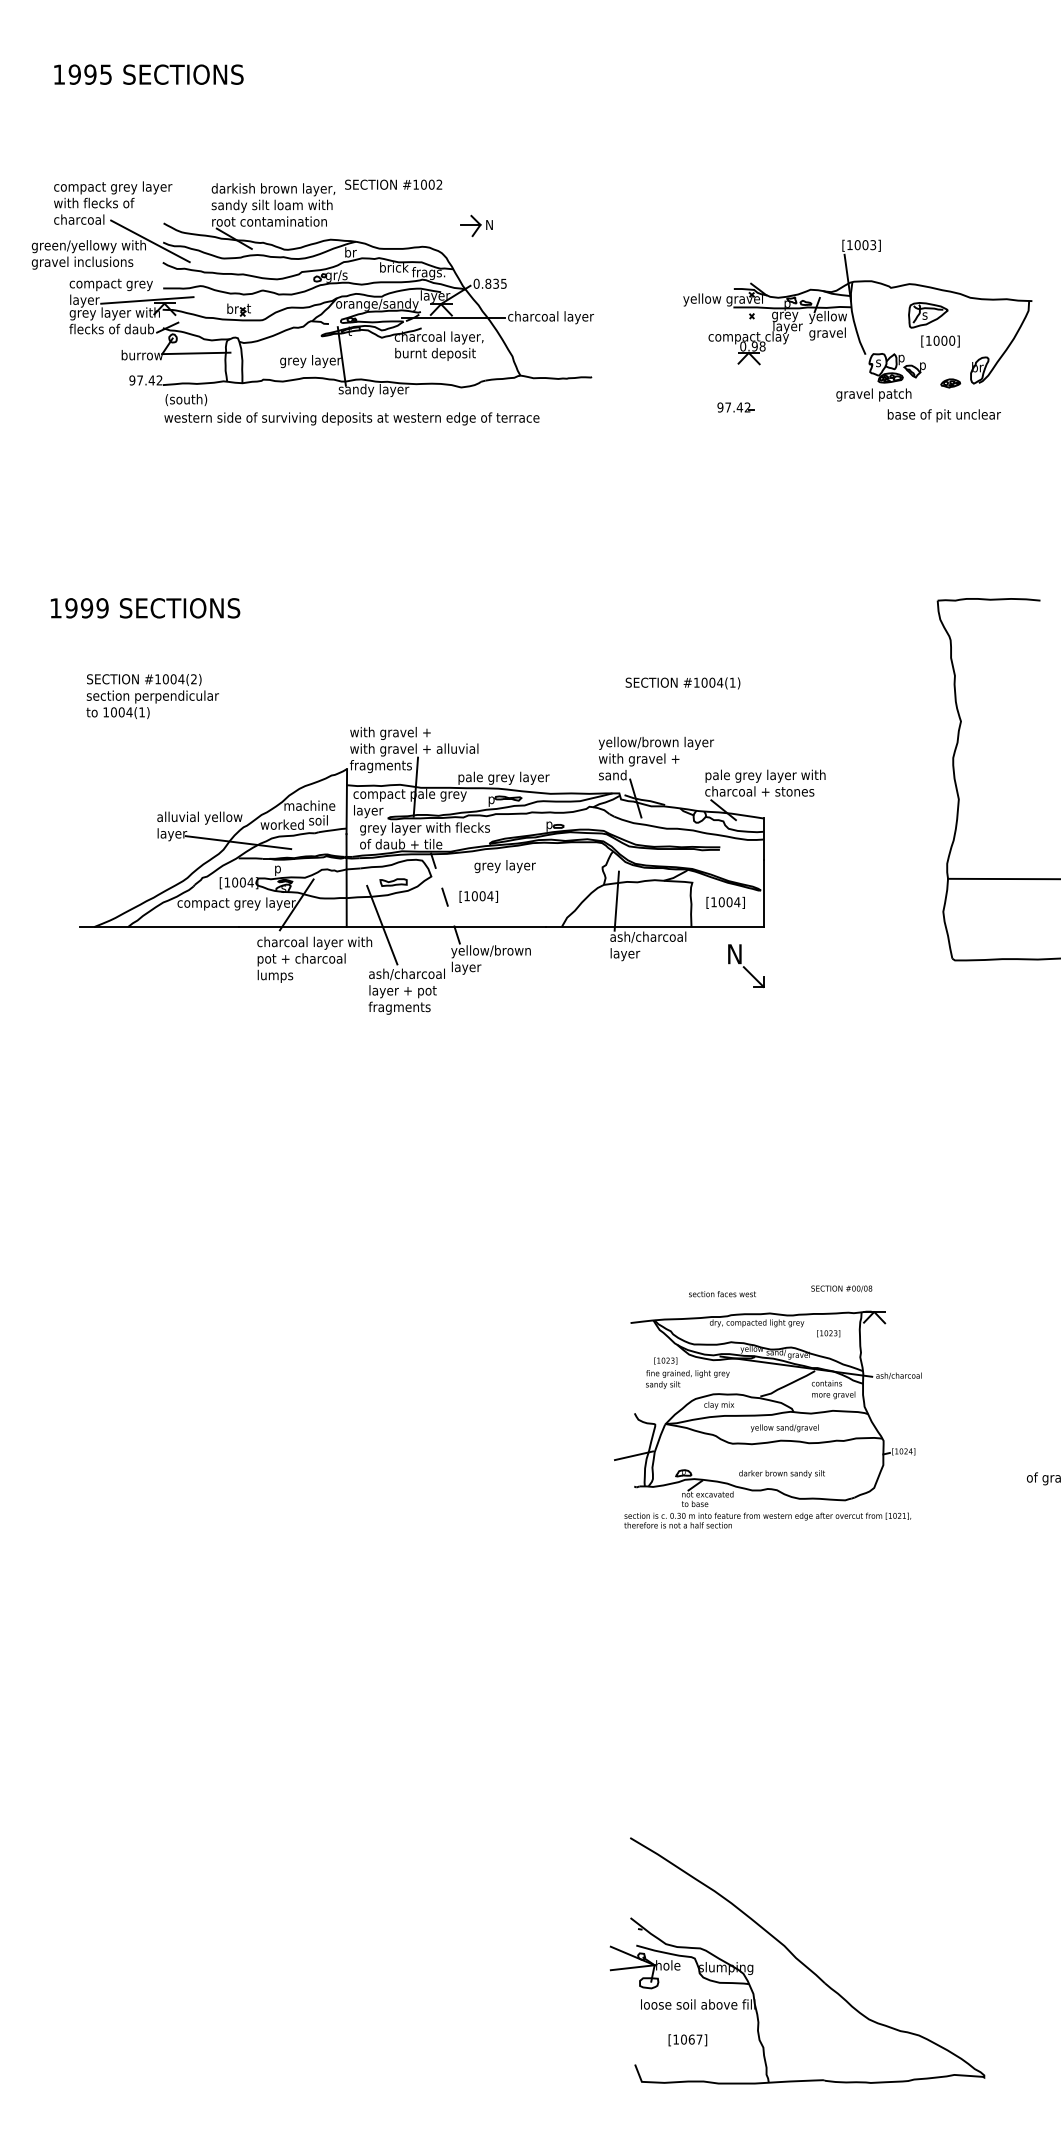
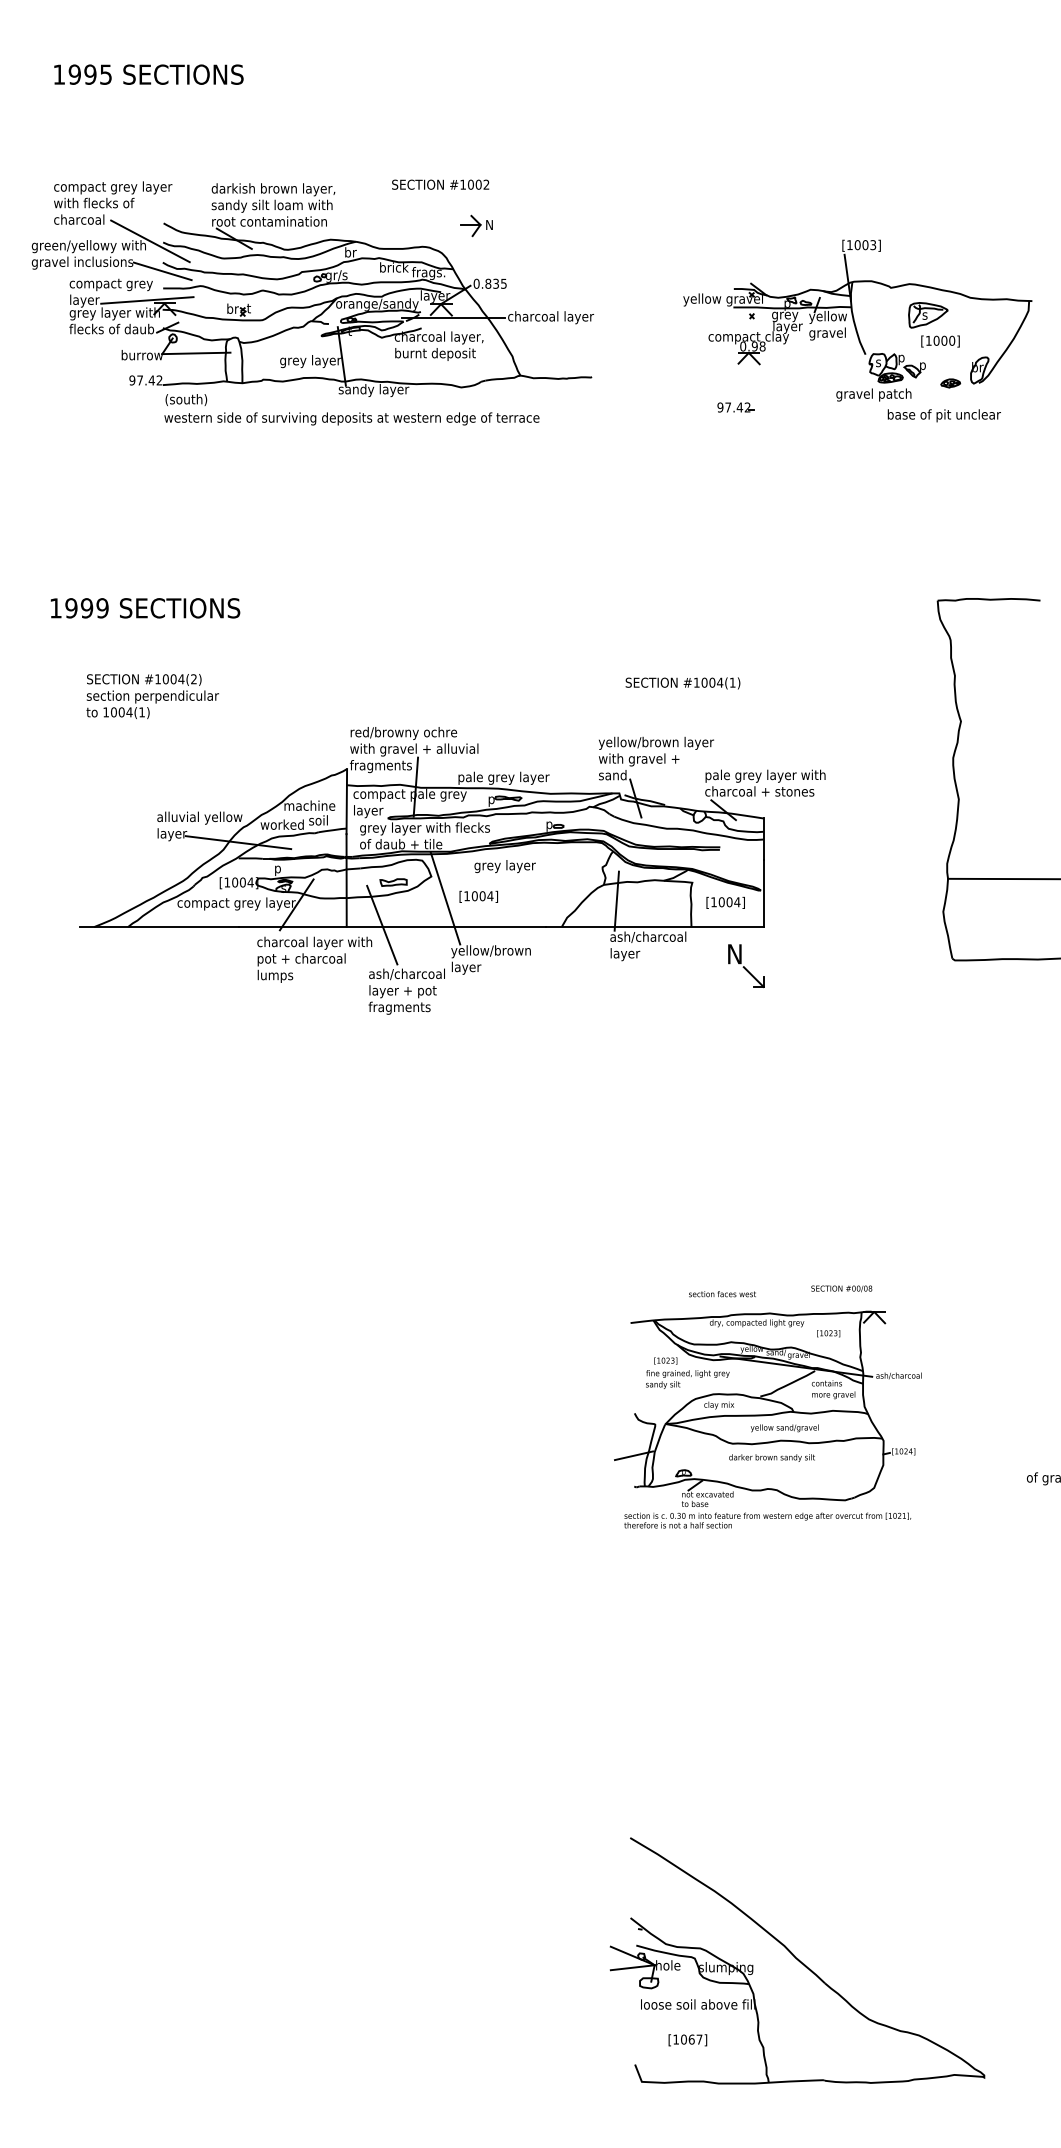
text position: (393, 184) -> (440, 184) (440, 184)
line: none -> present (162, 271)
text: with gravel + -> red/browny ochre (403, 733)
line: dashed -> solid (445, 898)
text position: (781, 1473) -> (771, 1457) (771, 1457)
